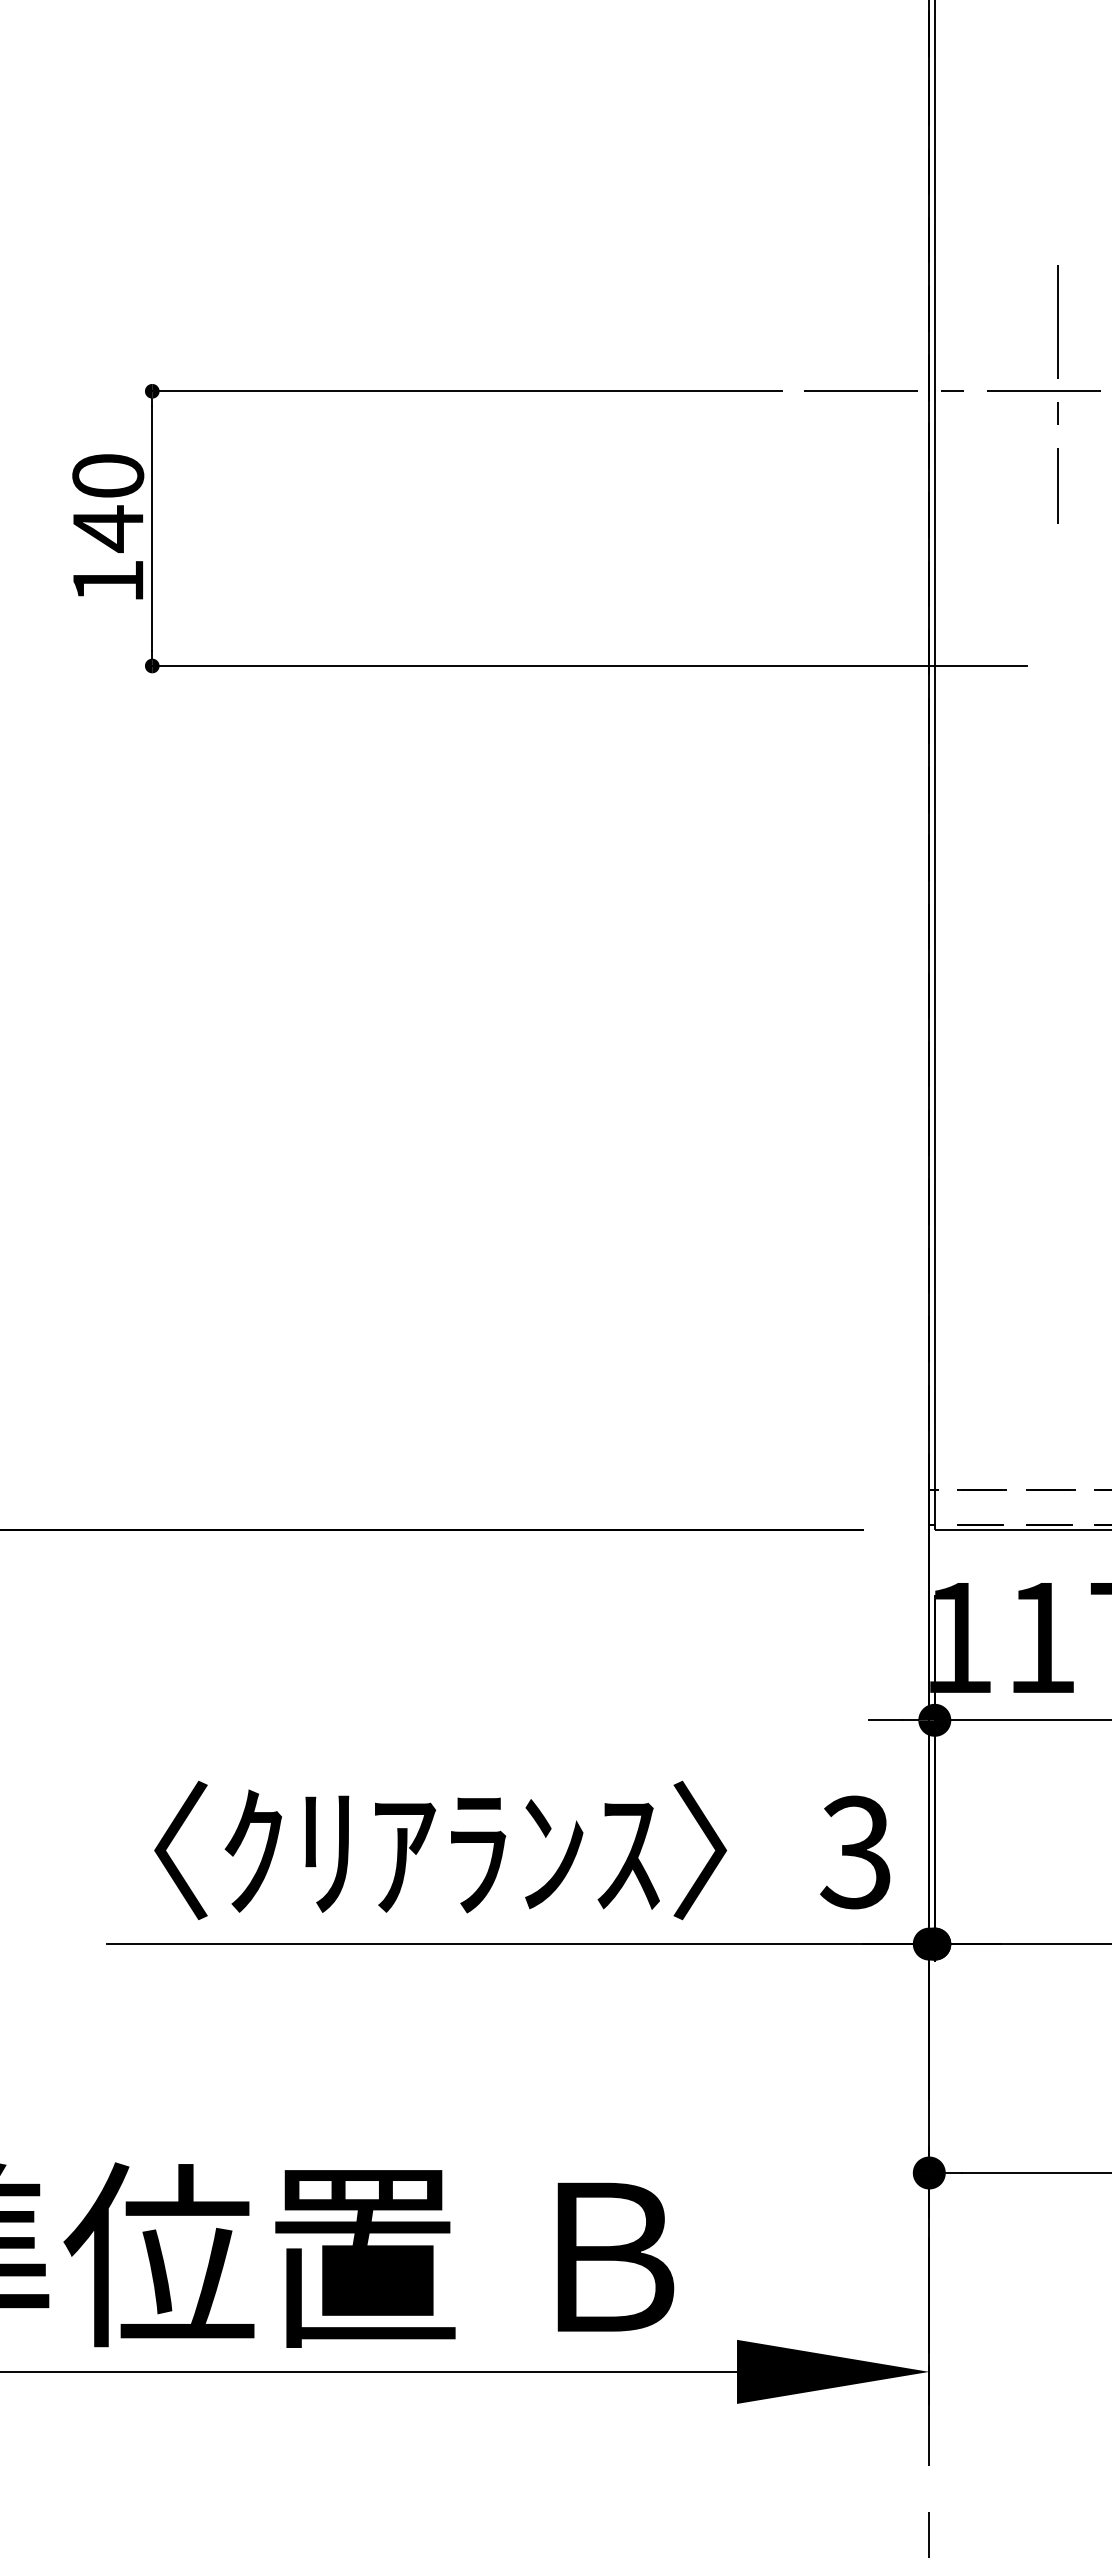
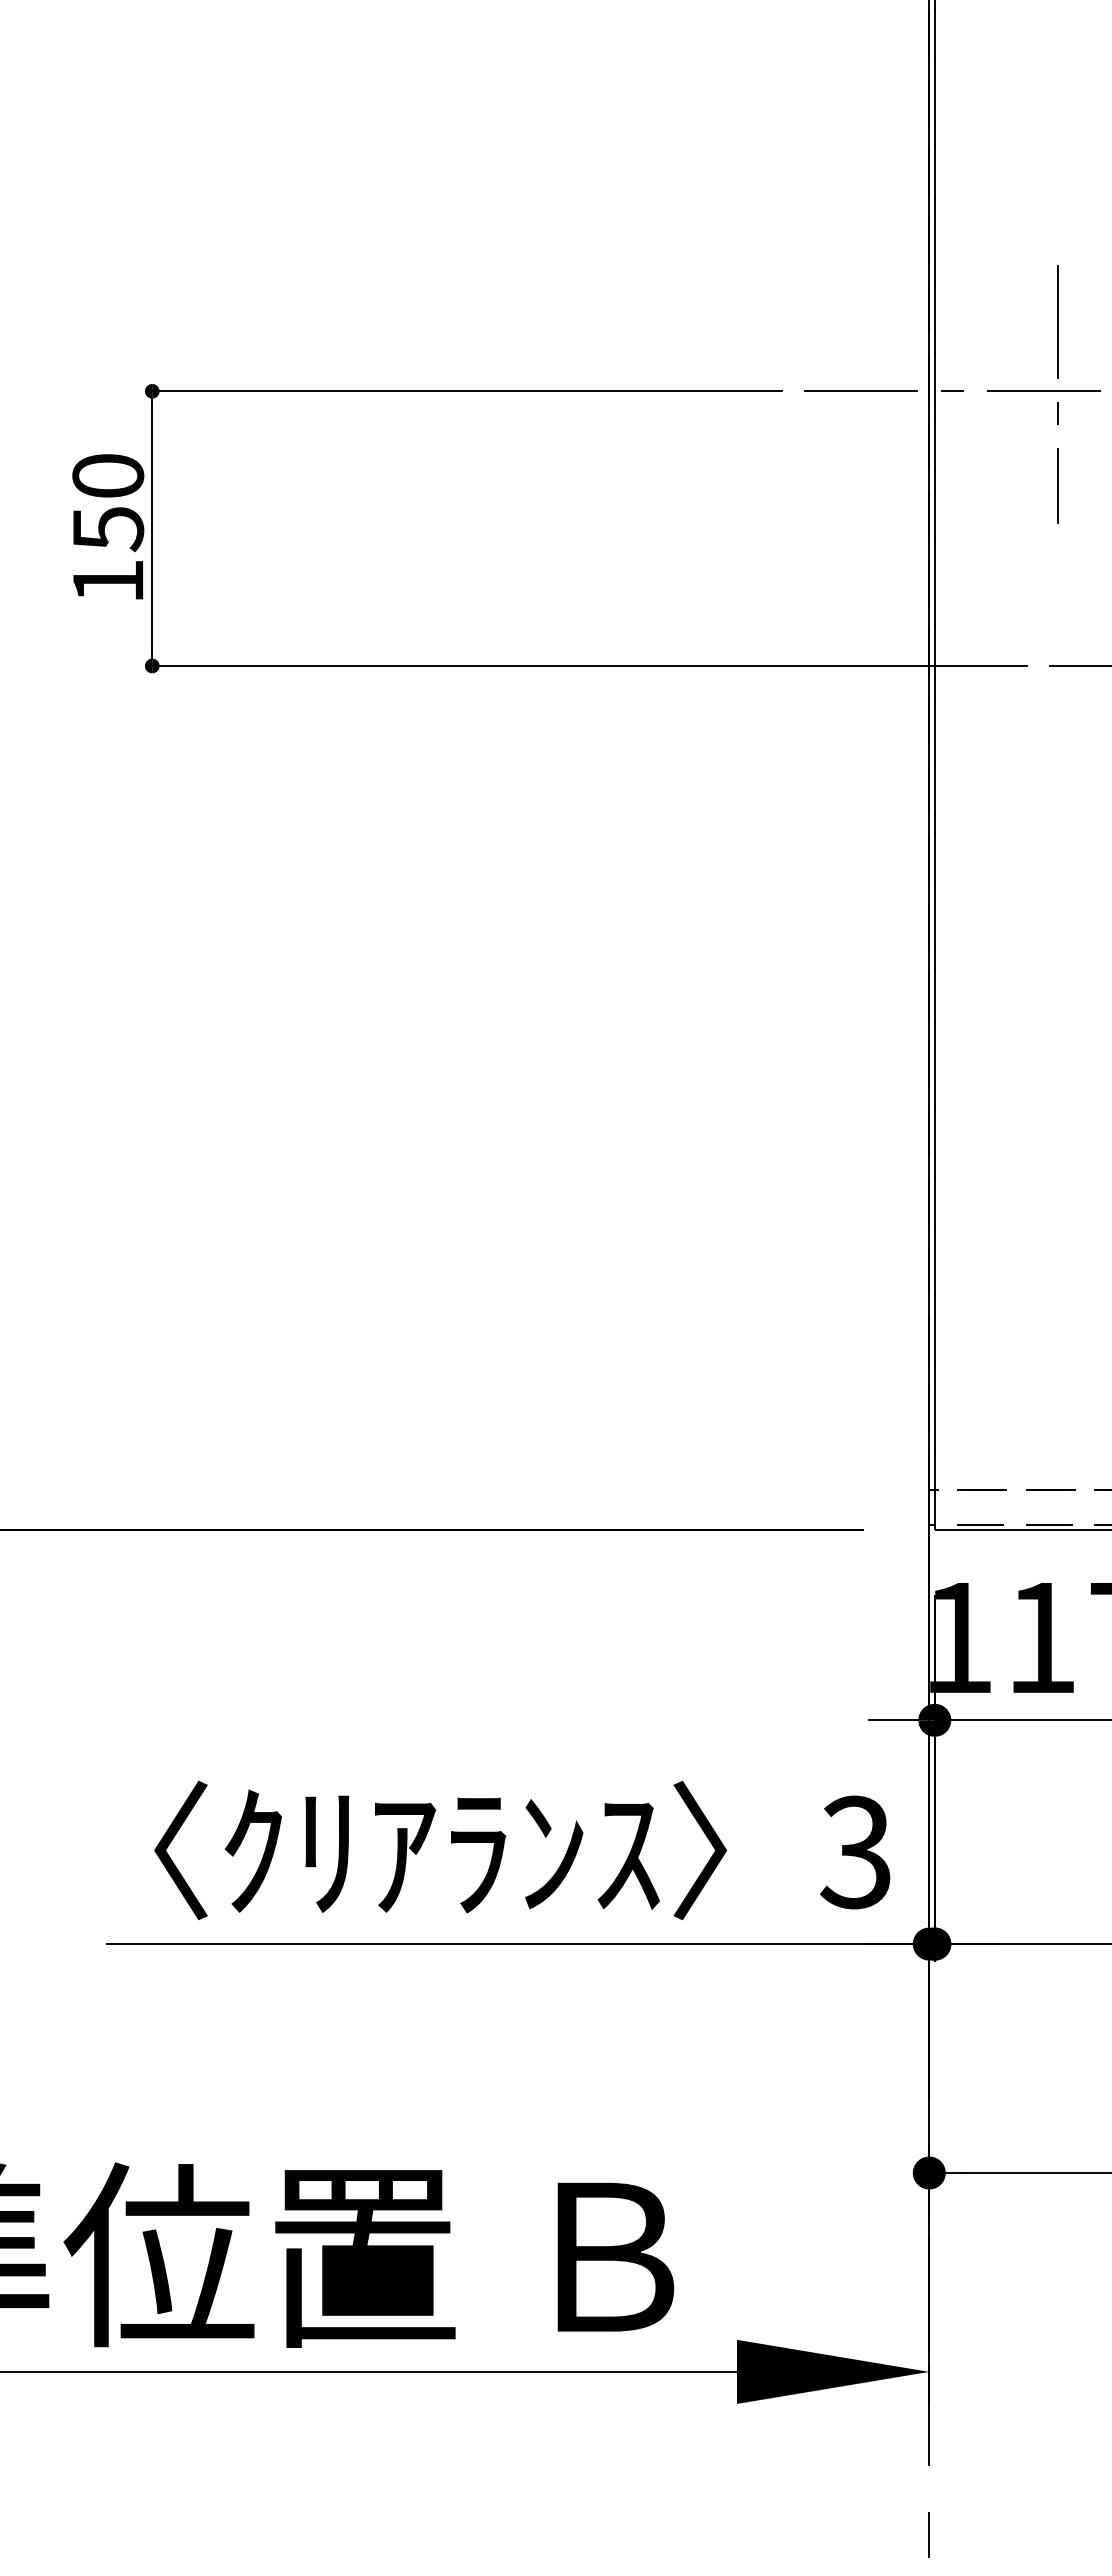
text: 140 -> 150 (108, 528)
line: none -> present (1078, 666)
